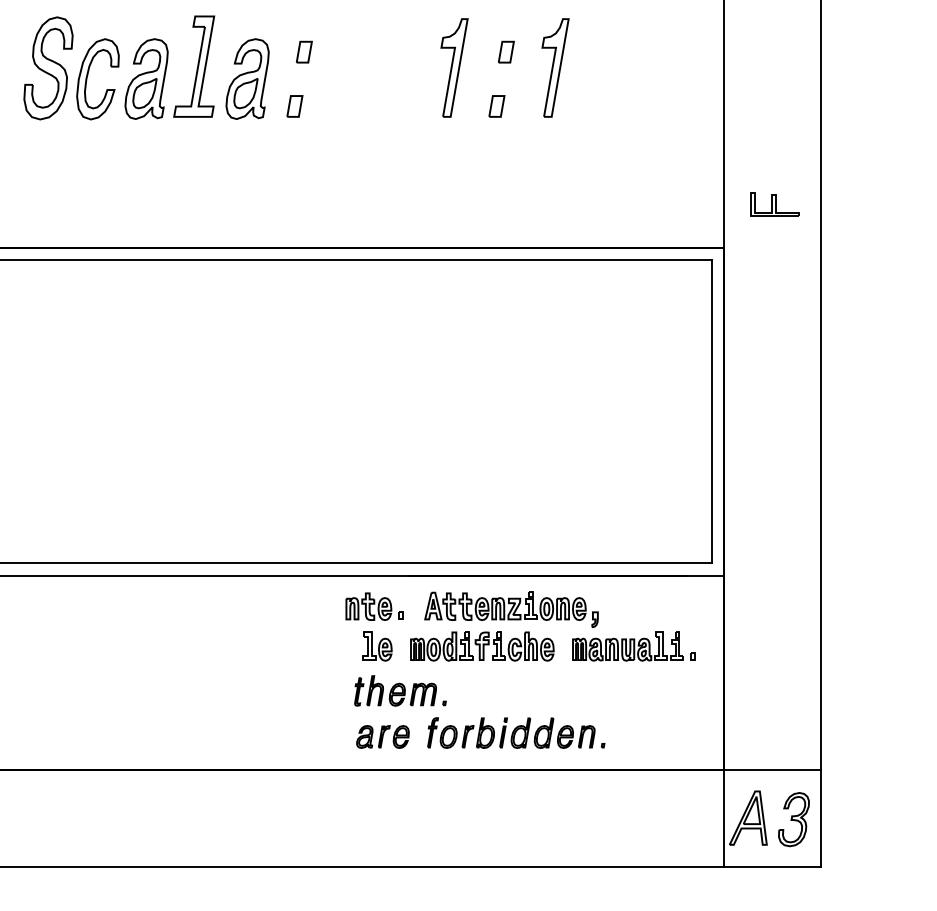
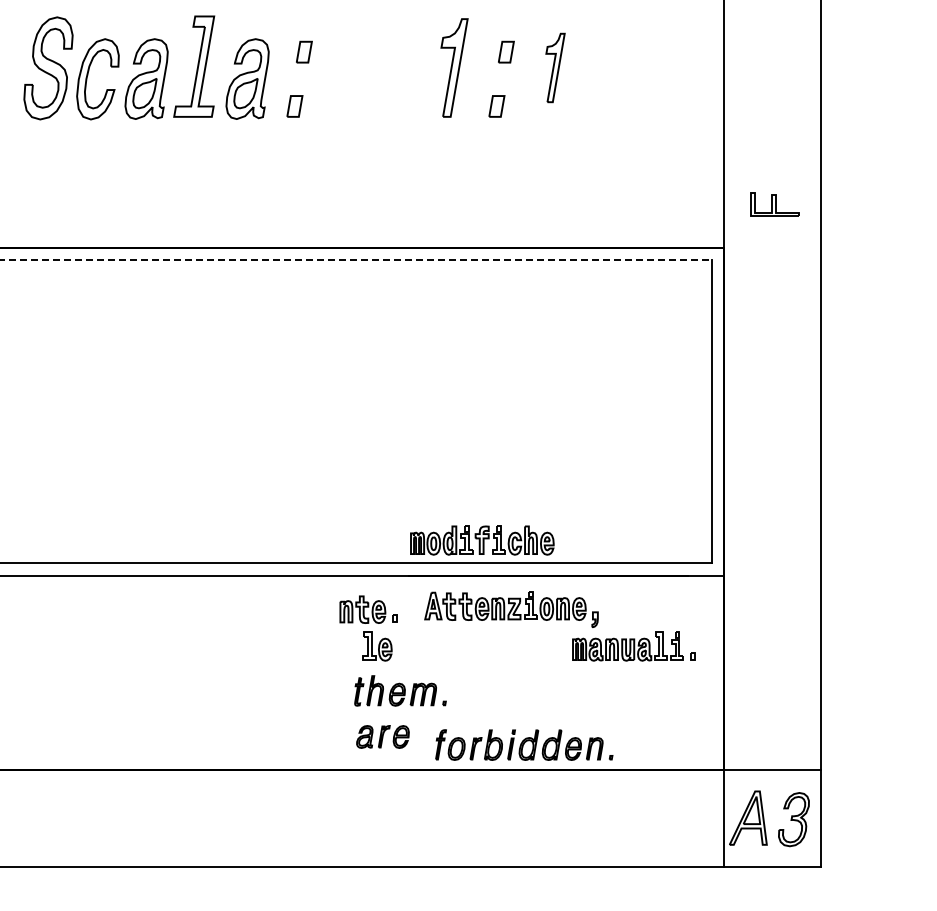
part size: 29x100 px -> 21x72 px (555, 67)
line: solid -> dashed (356, 260)
part position: (374, 606) -> (368, 609) (368, 609)
part position: (482, 646) -> (482, 540) (482, 540)
part position: (516, 732) -> (524, 744) (524, 744)
